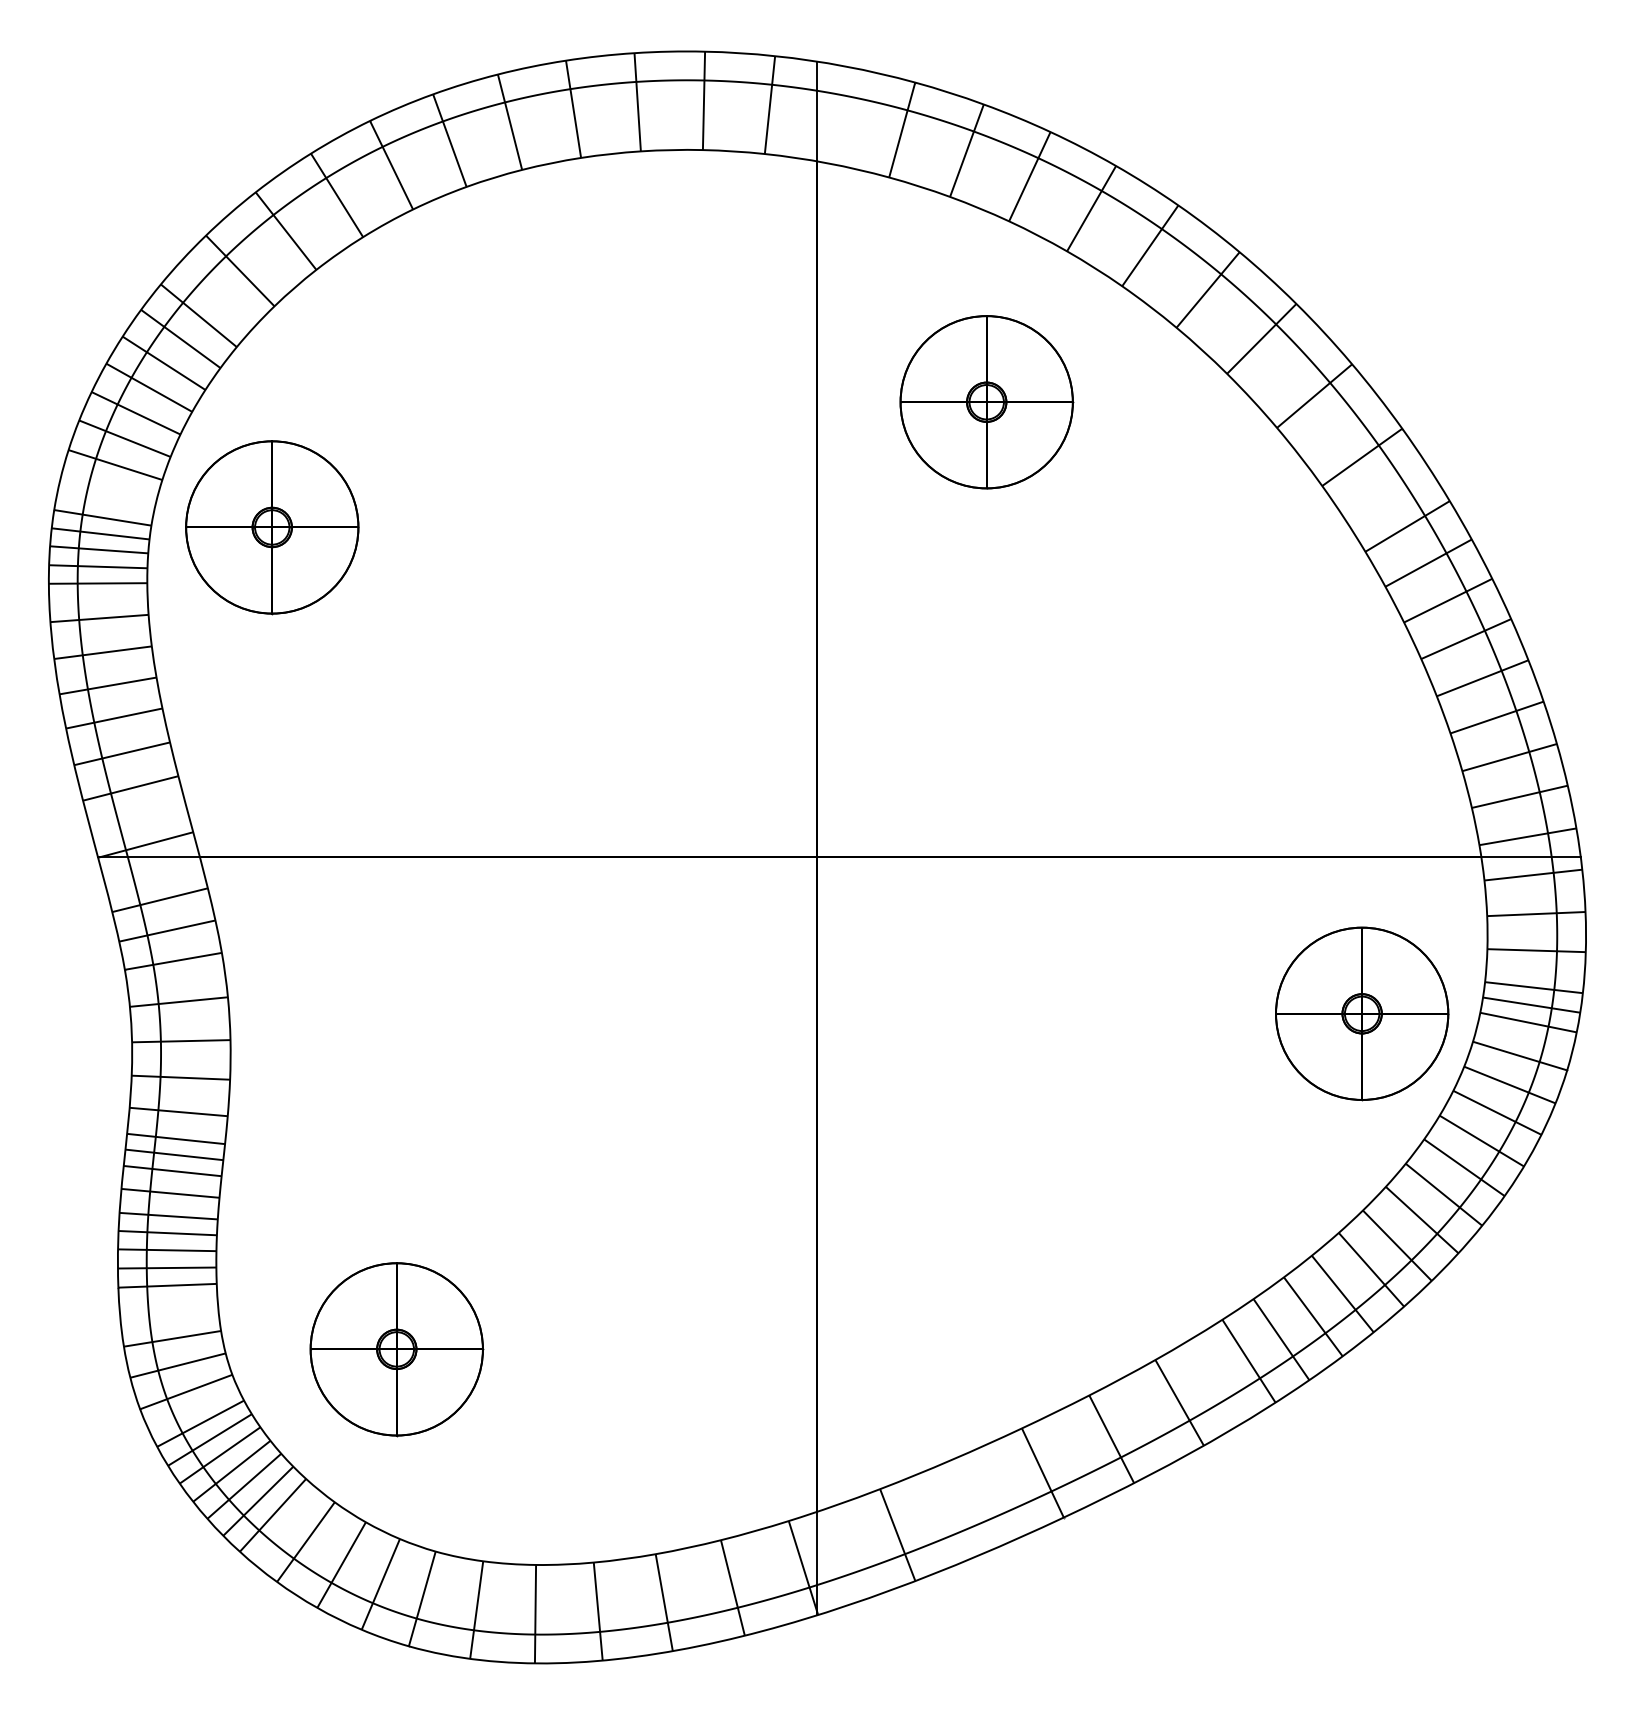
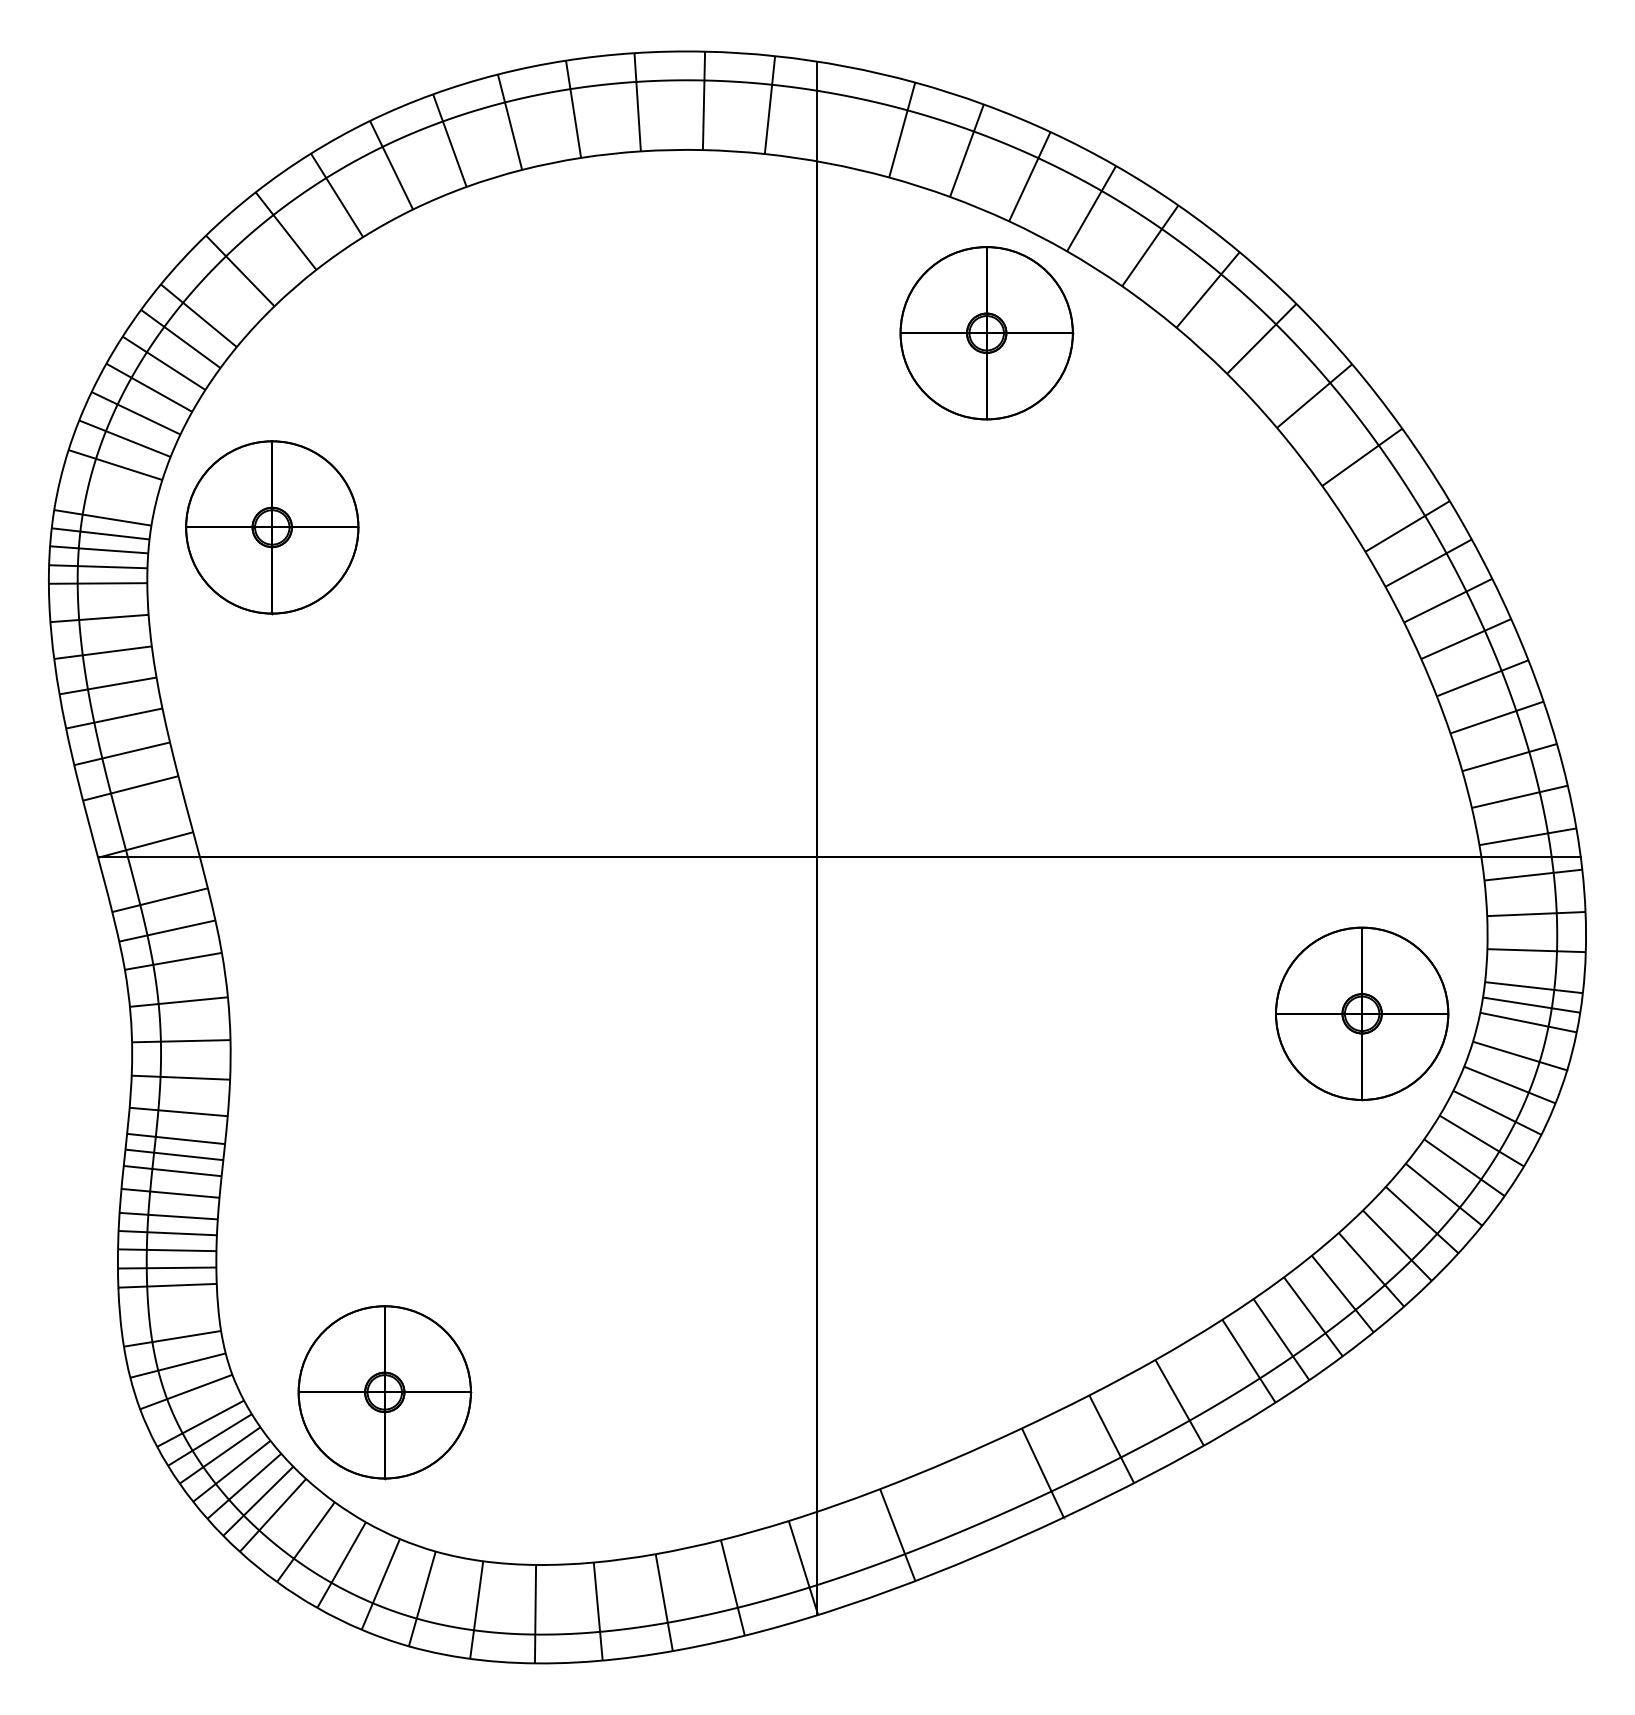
part position: (986, 402) -> (986, 333) (986, 333)
part position: (396, 1349) -> (384, 1392) (384, 1392)
